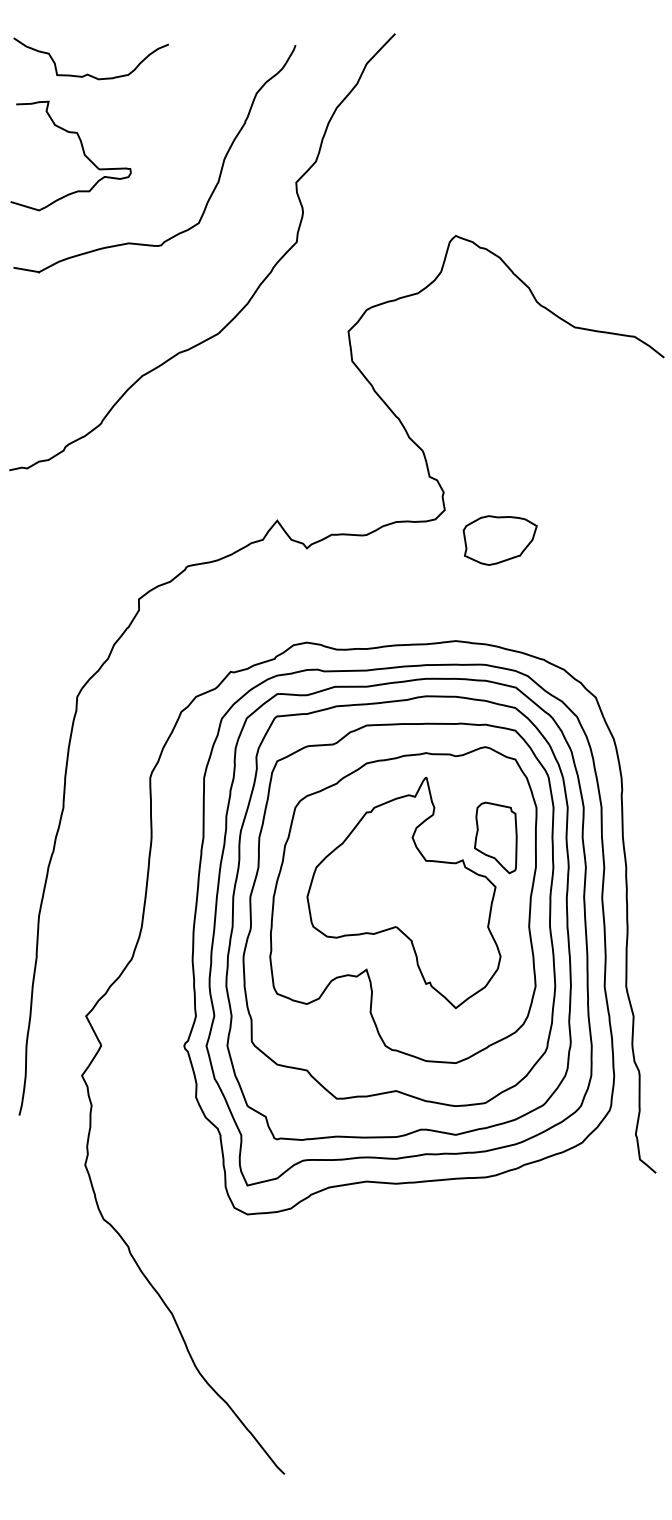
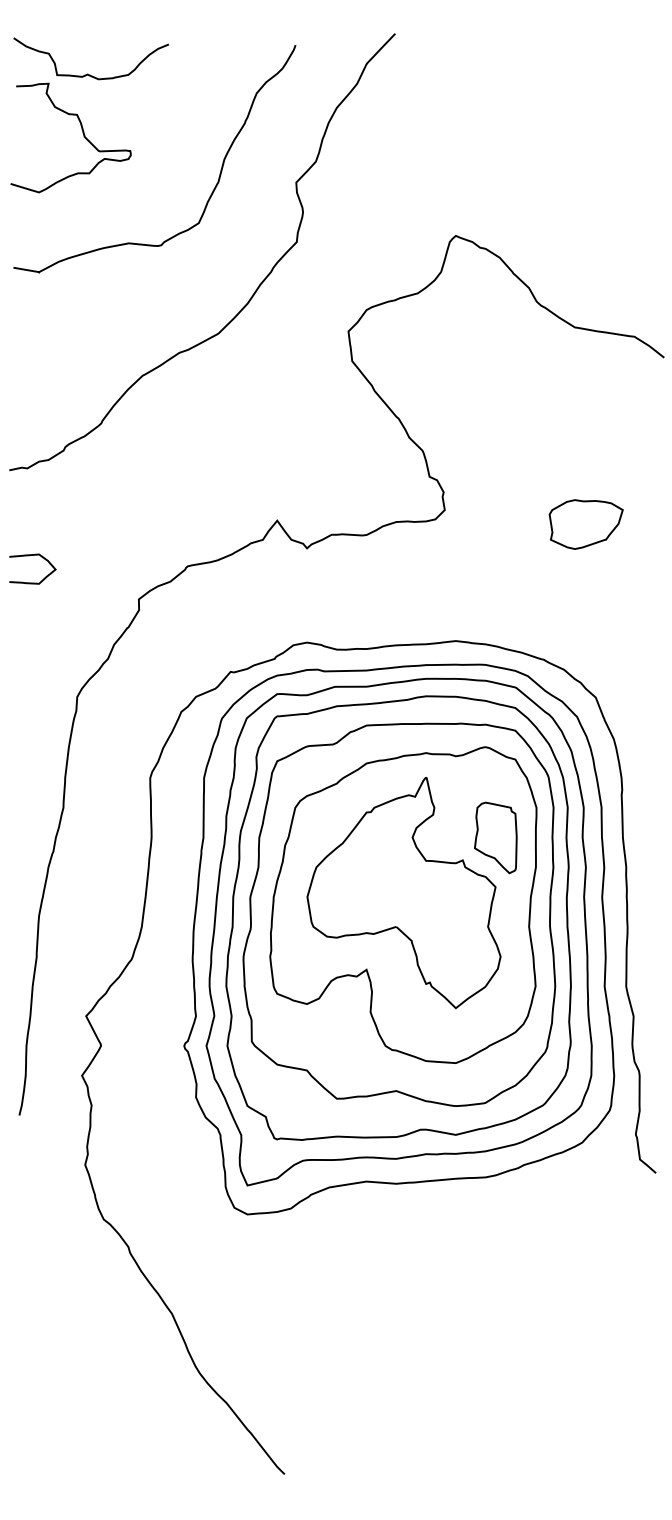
curve position: (82, 151) -> (82, 133) (82, 133)
part position: (499, 540) -> (585, 524) (585, 524)
curve: none -> present (29, 556)
